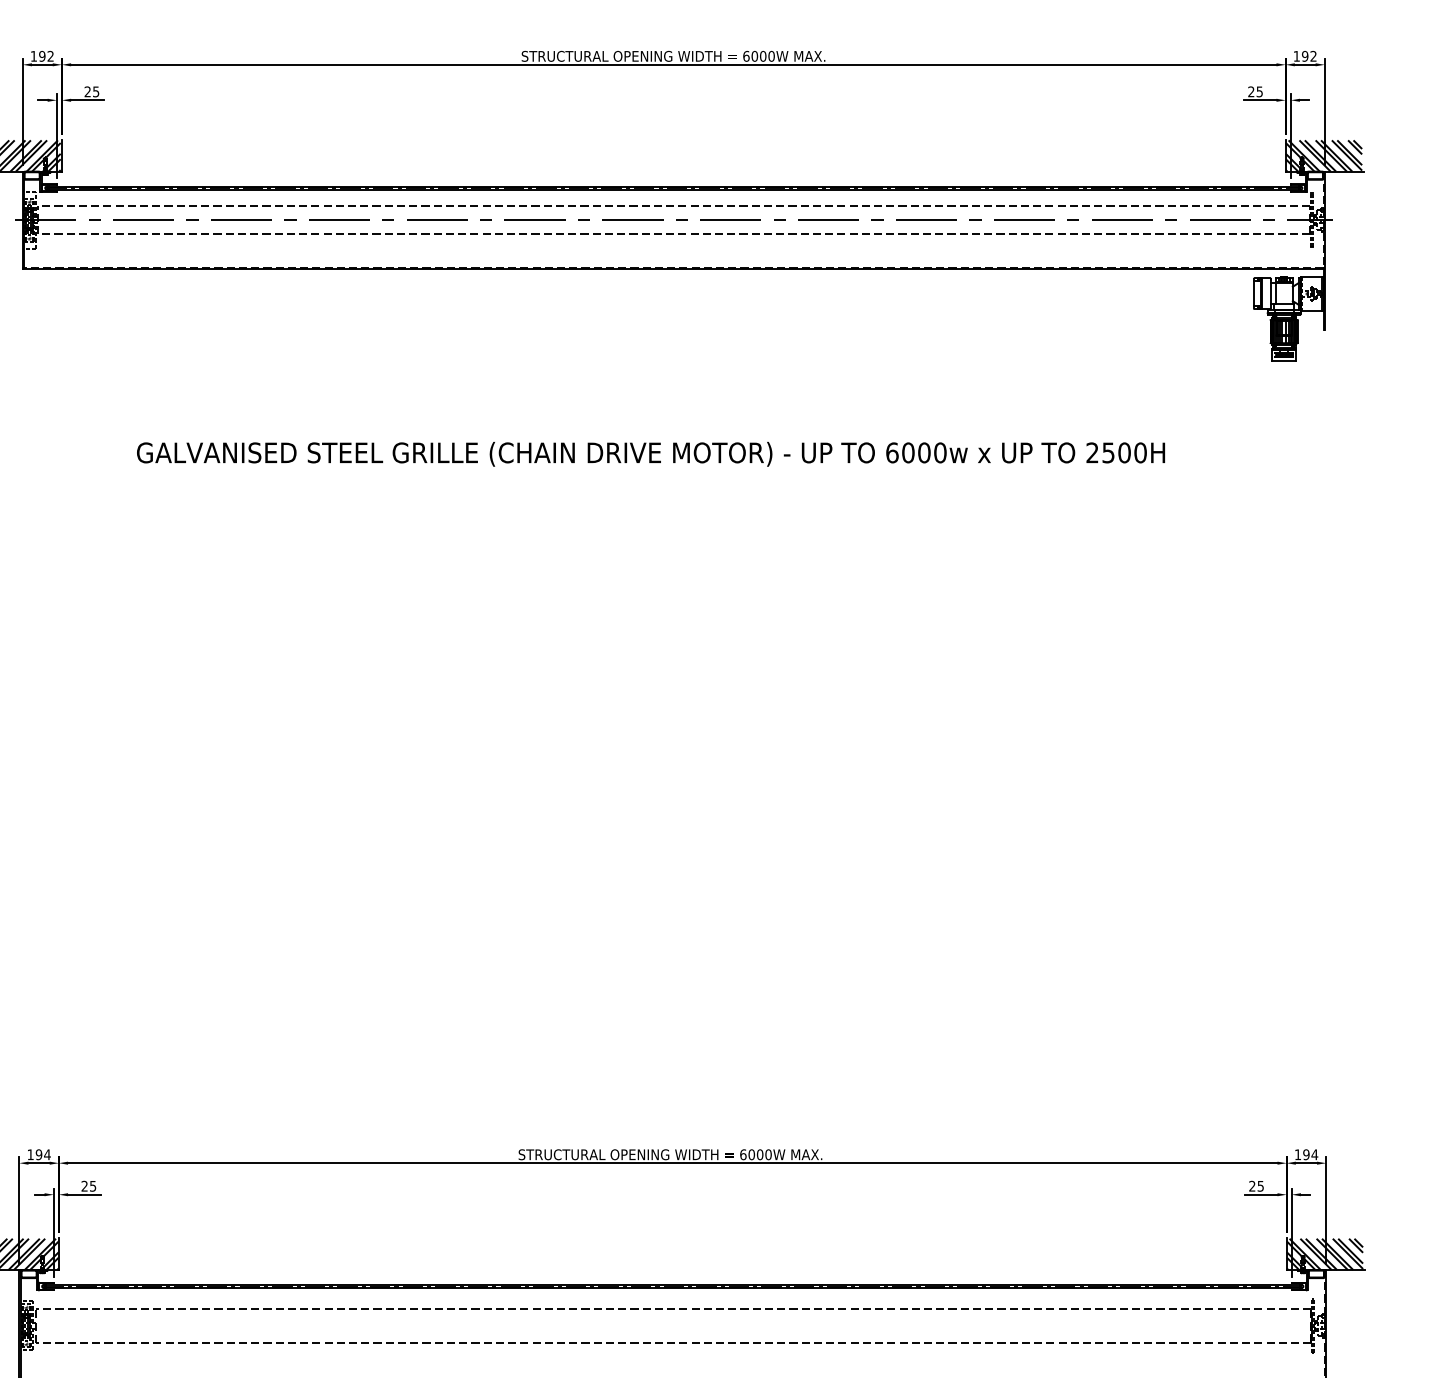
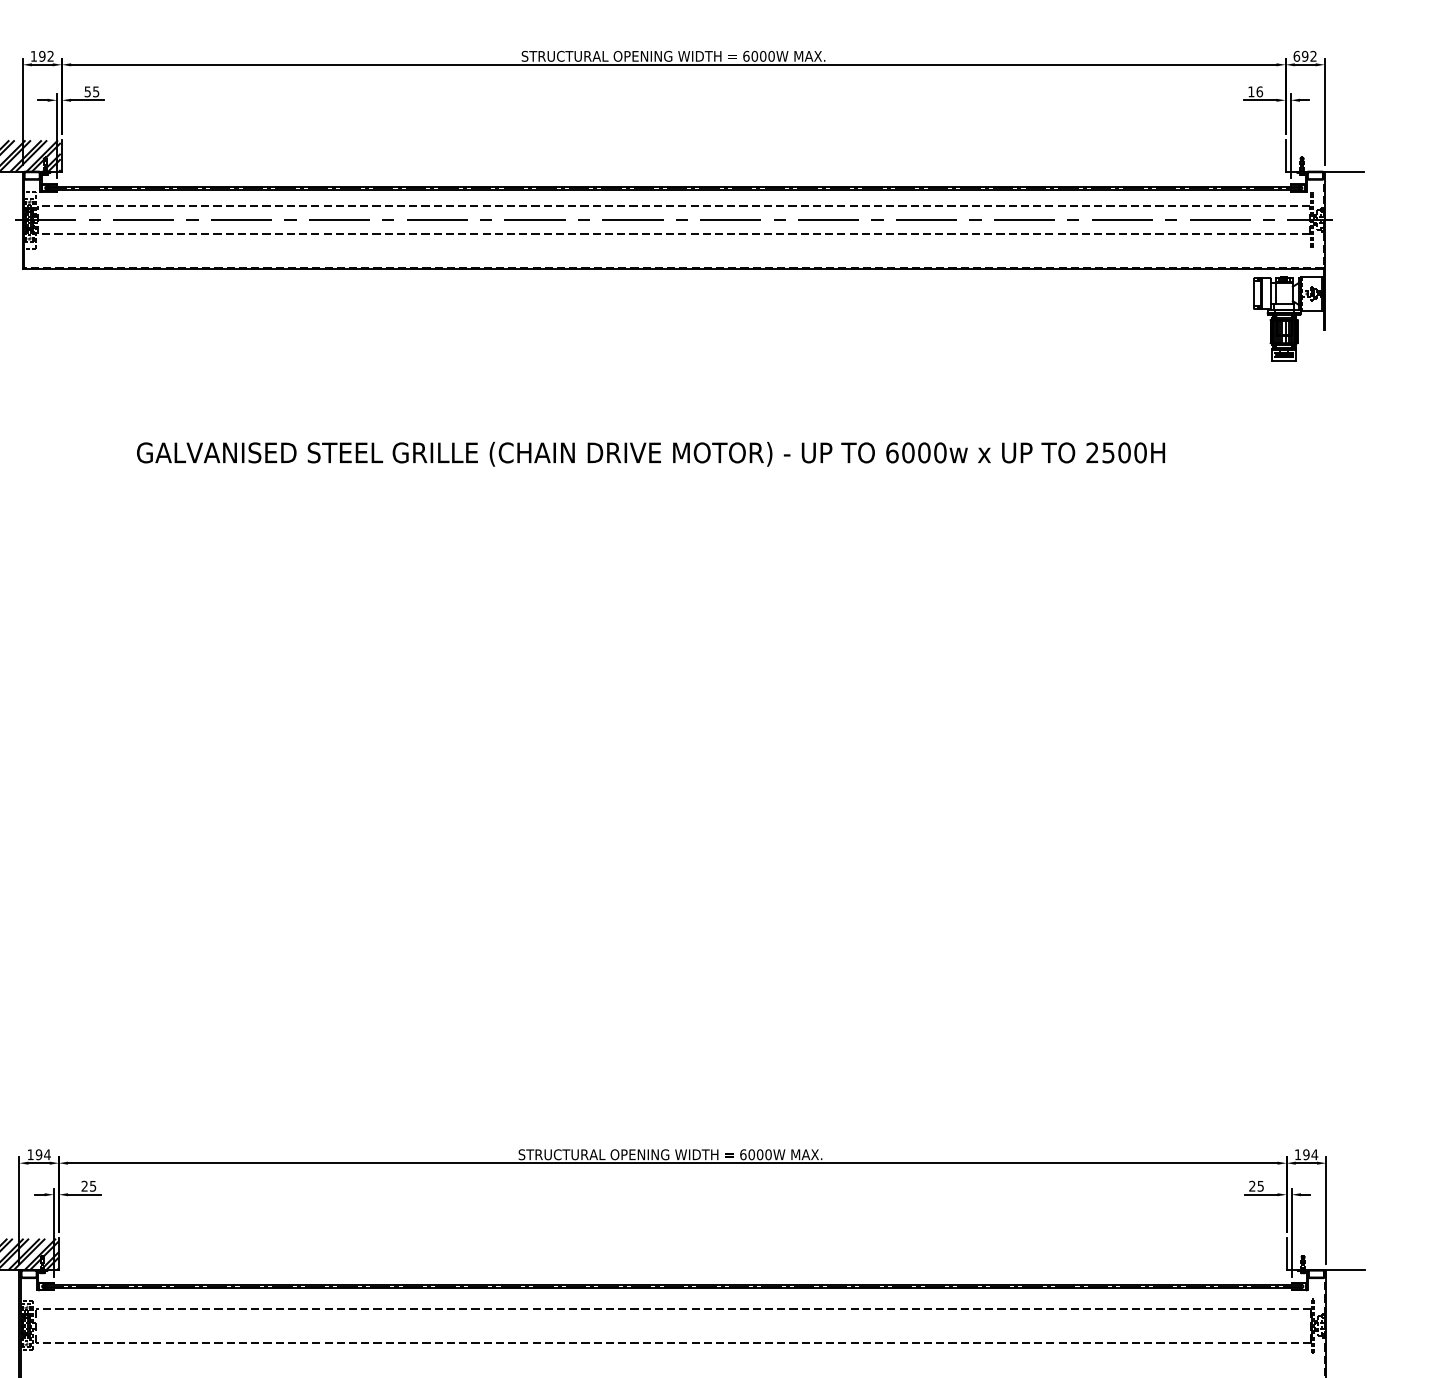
text: 192 -> 692 (1296, 55)
text: 25 -> 55 (87, 91)
text: 25 -> 16 (1255, 91)
hatch: present -> none (1323, 155)
hatch: present -> none (1324, 1254)
